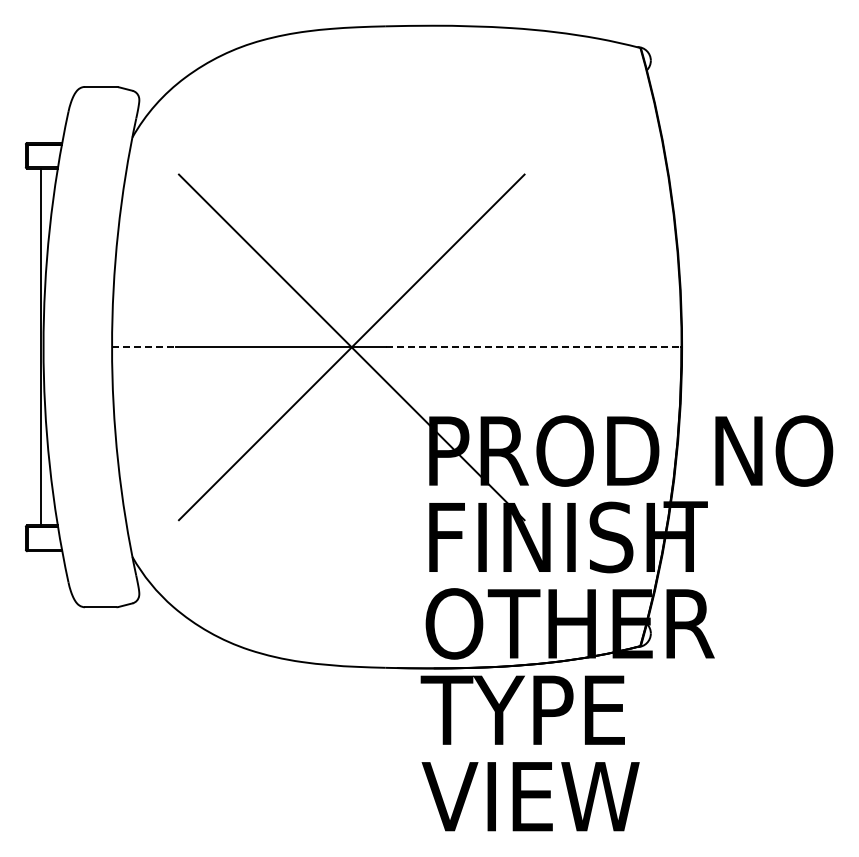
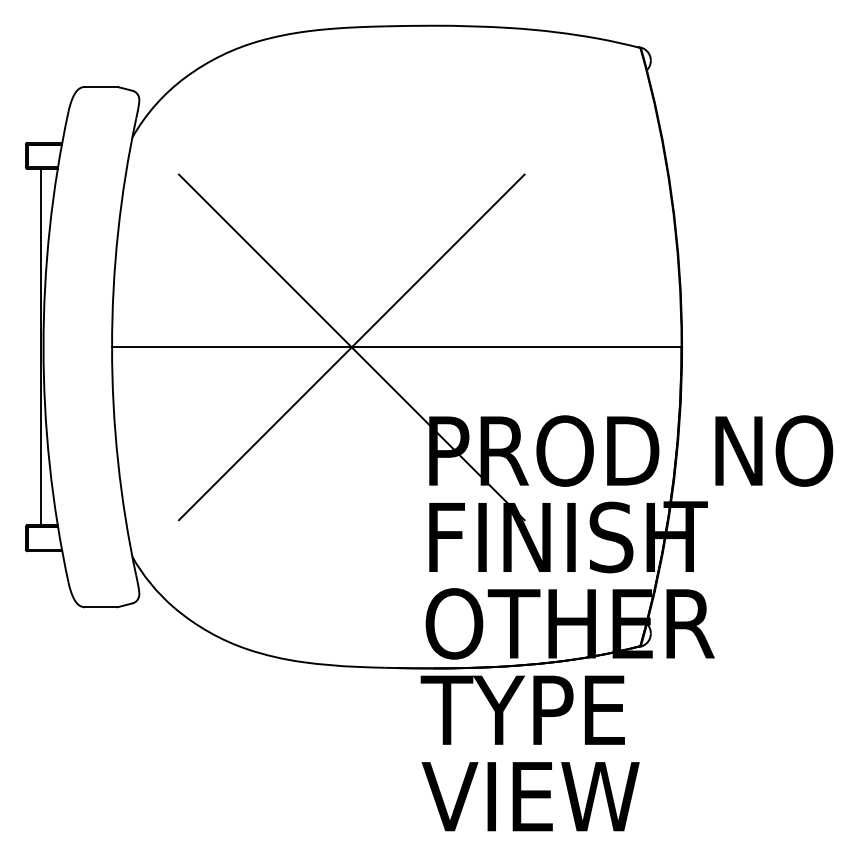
line: dashed -> solid (143, 347)
line: dashed -> solid (533, 347)
